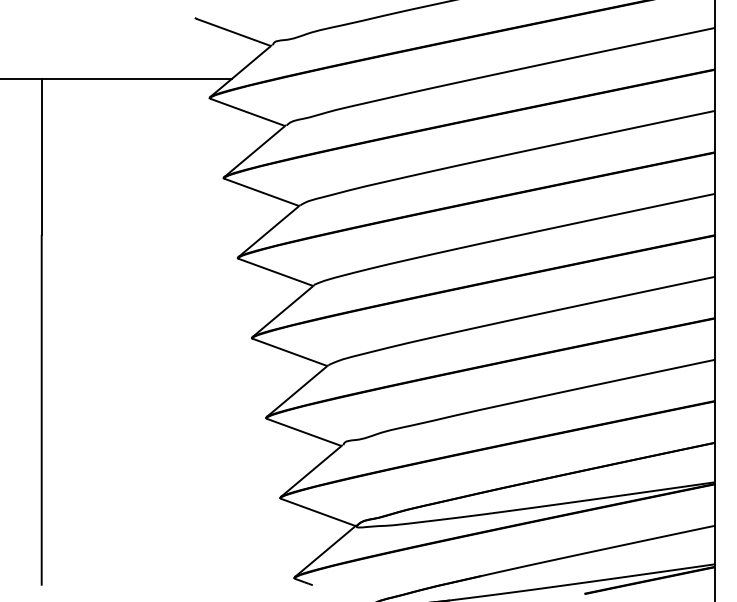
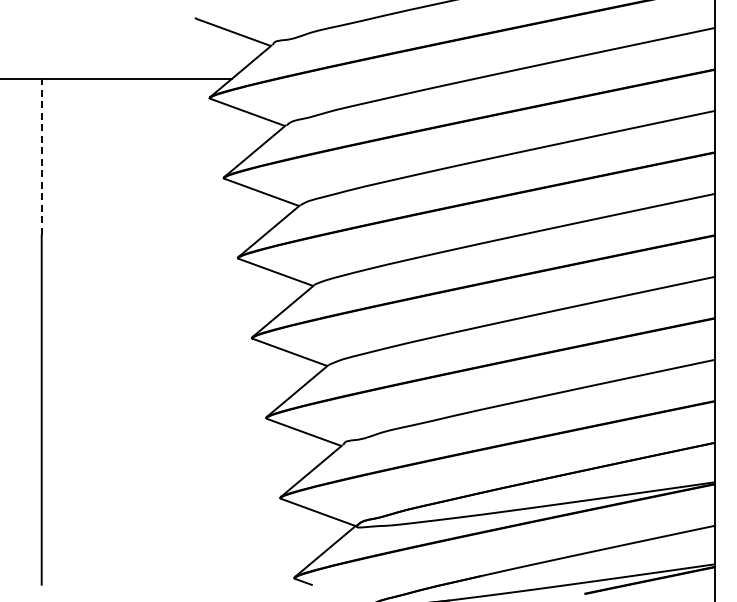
line: solid -> dashed (41, 156)
